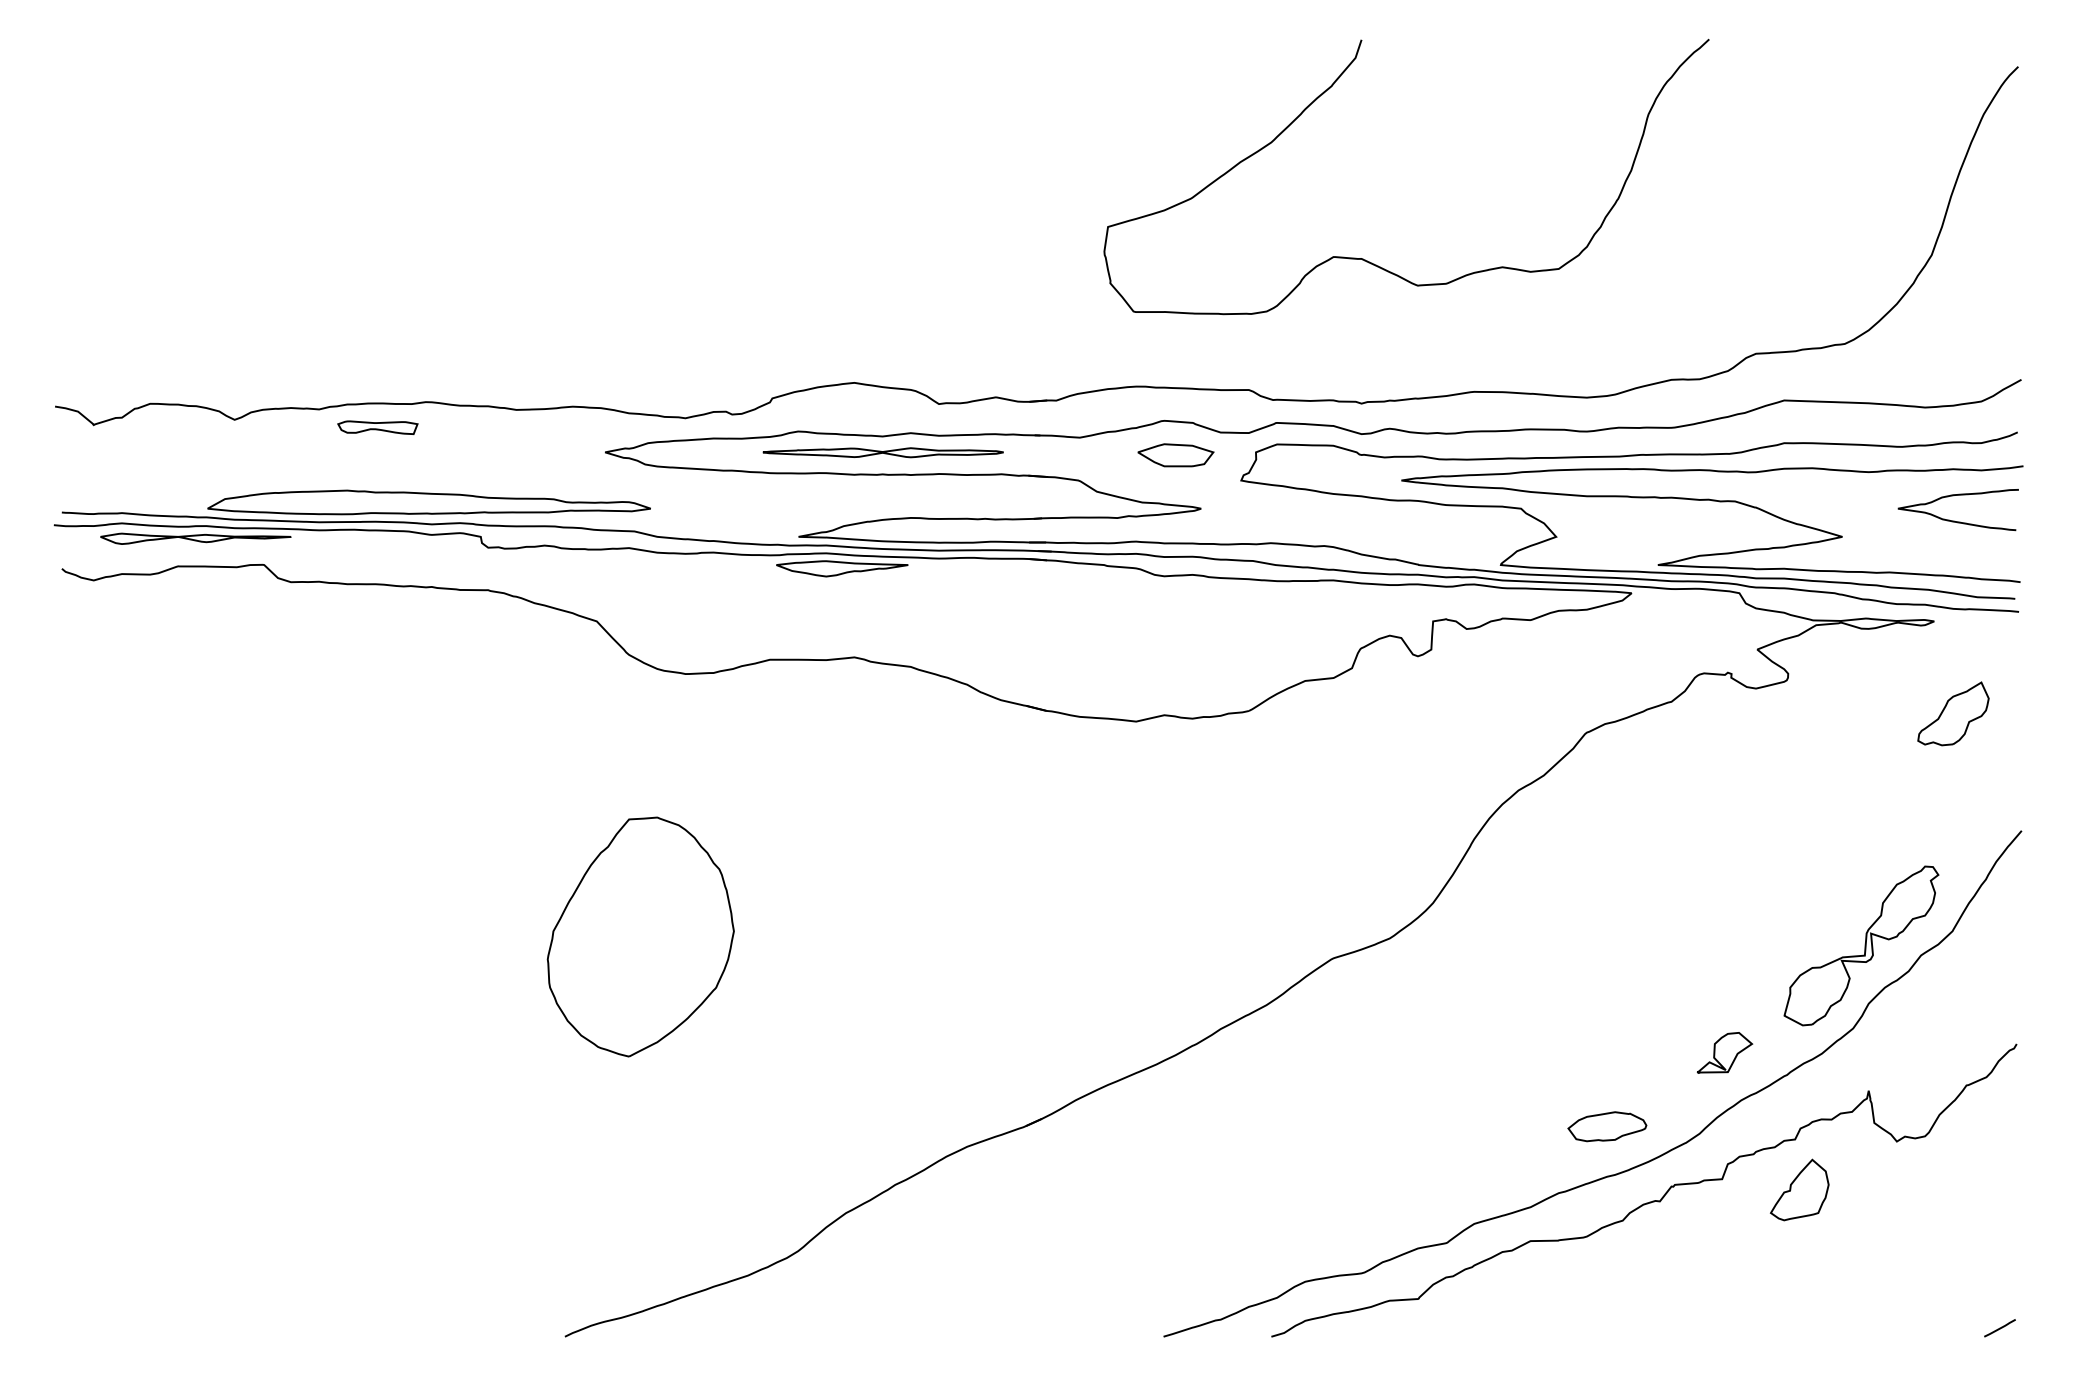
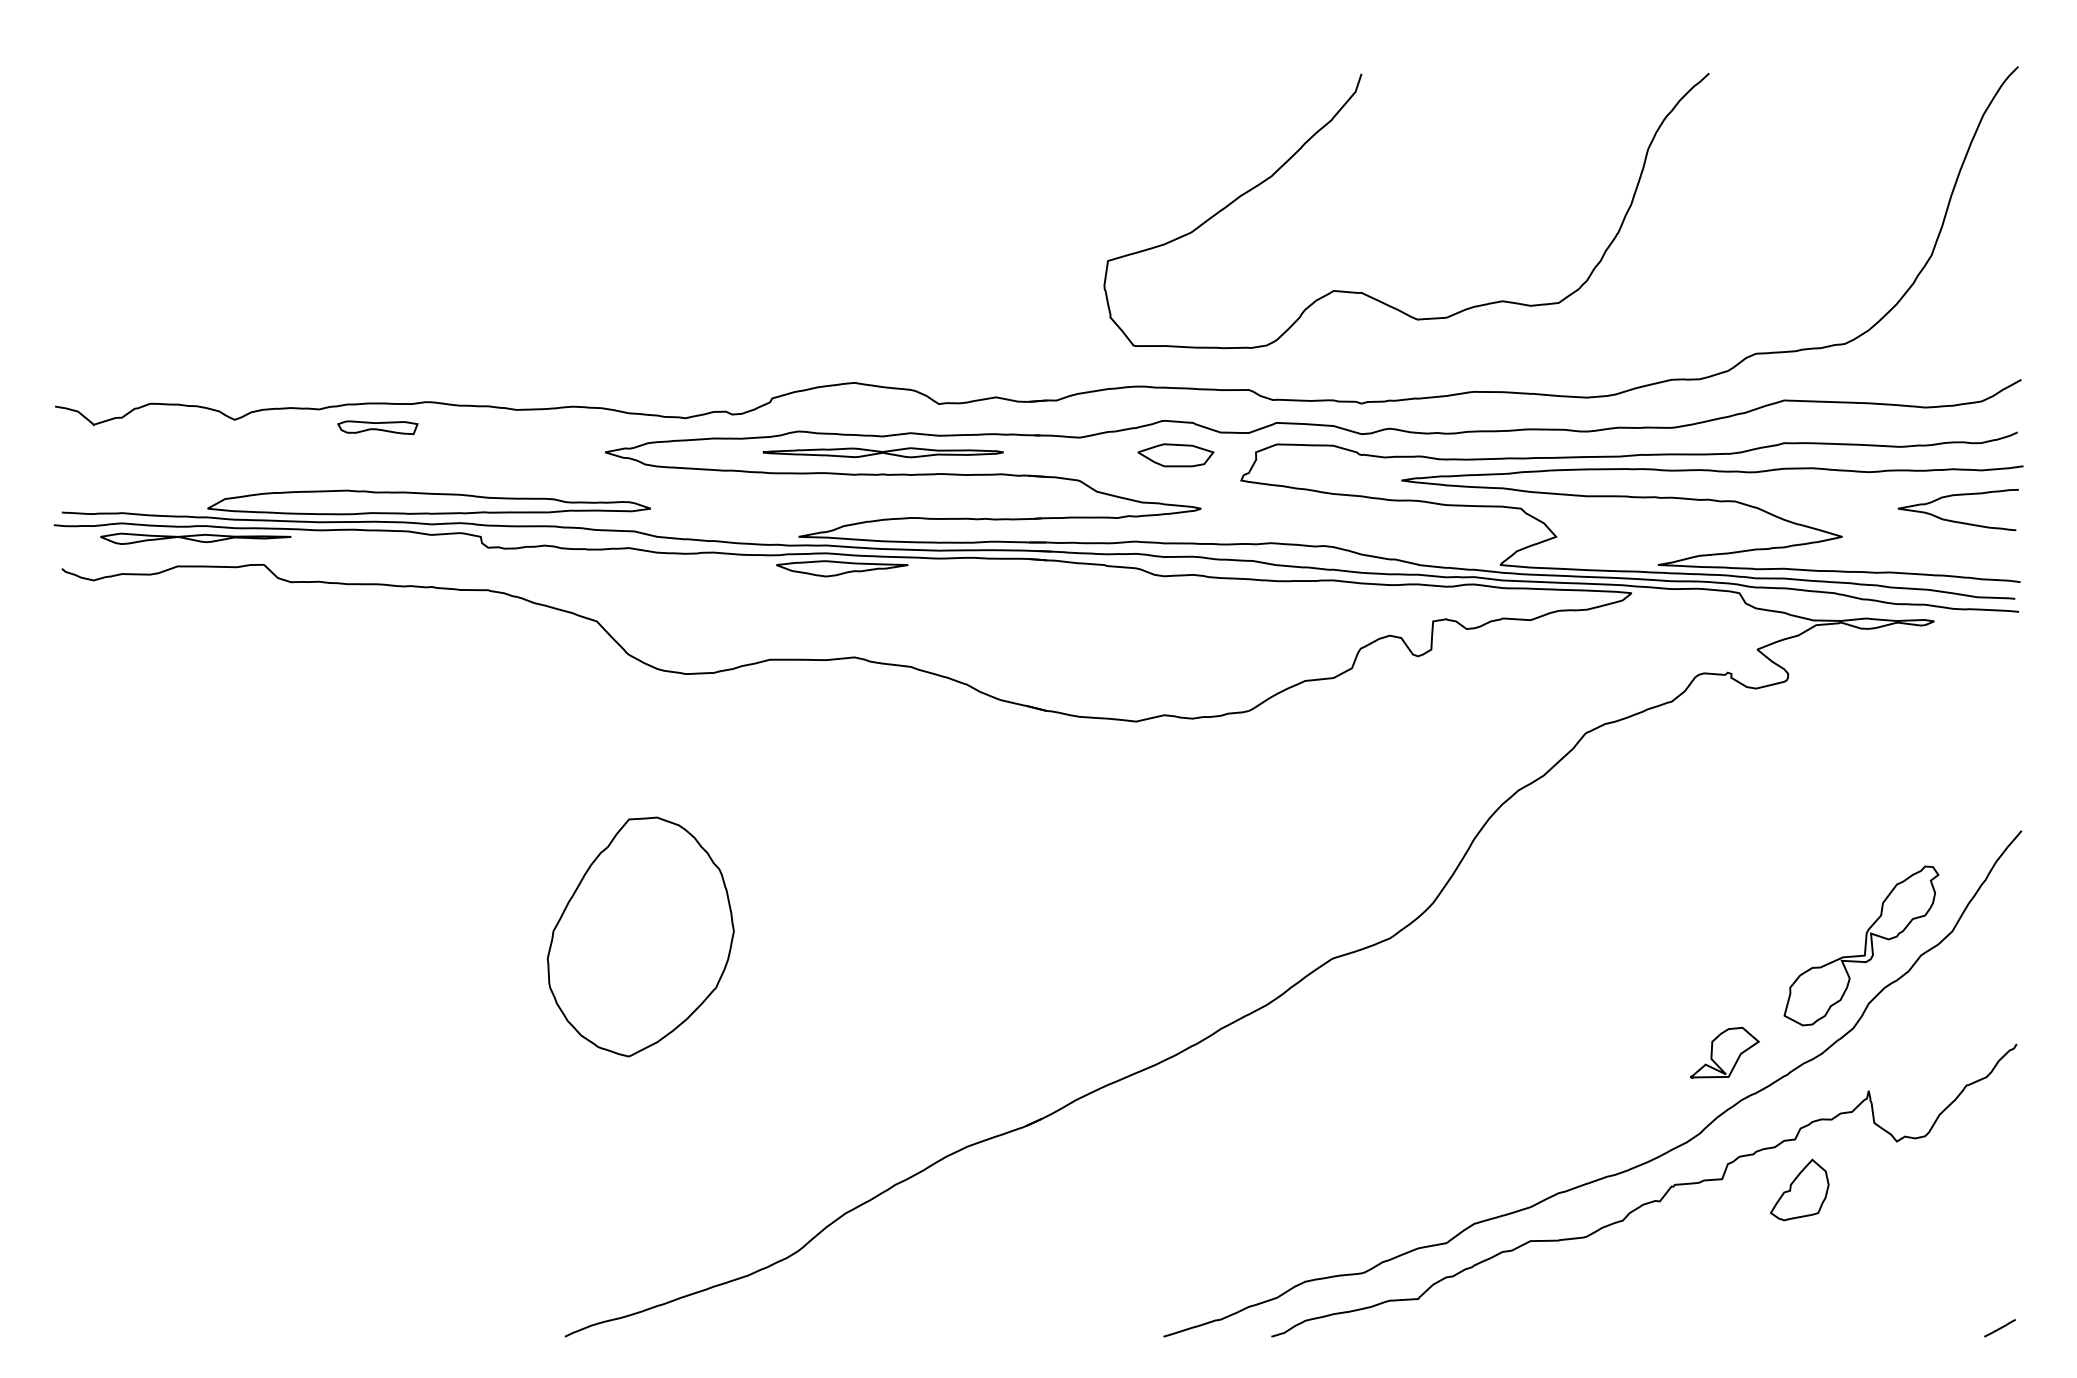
curve position: (1365, 259) -> (1365, 293) (1365, 293)
part: present -> none (1953, 713)
part size: 58x42 px -> 70x53 px (1724, 1052)
part: present -> none (1607, 1126)
